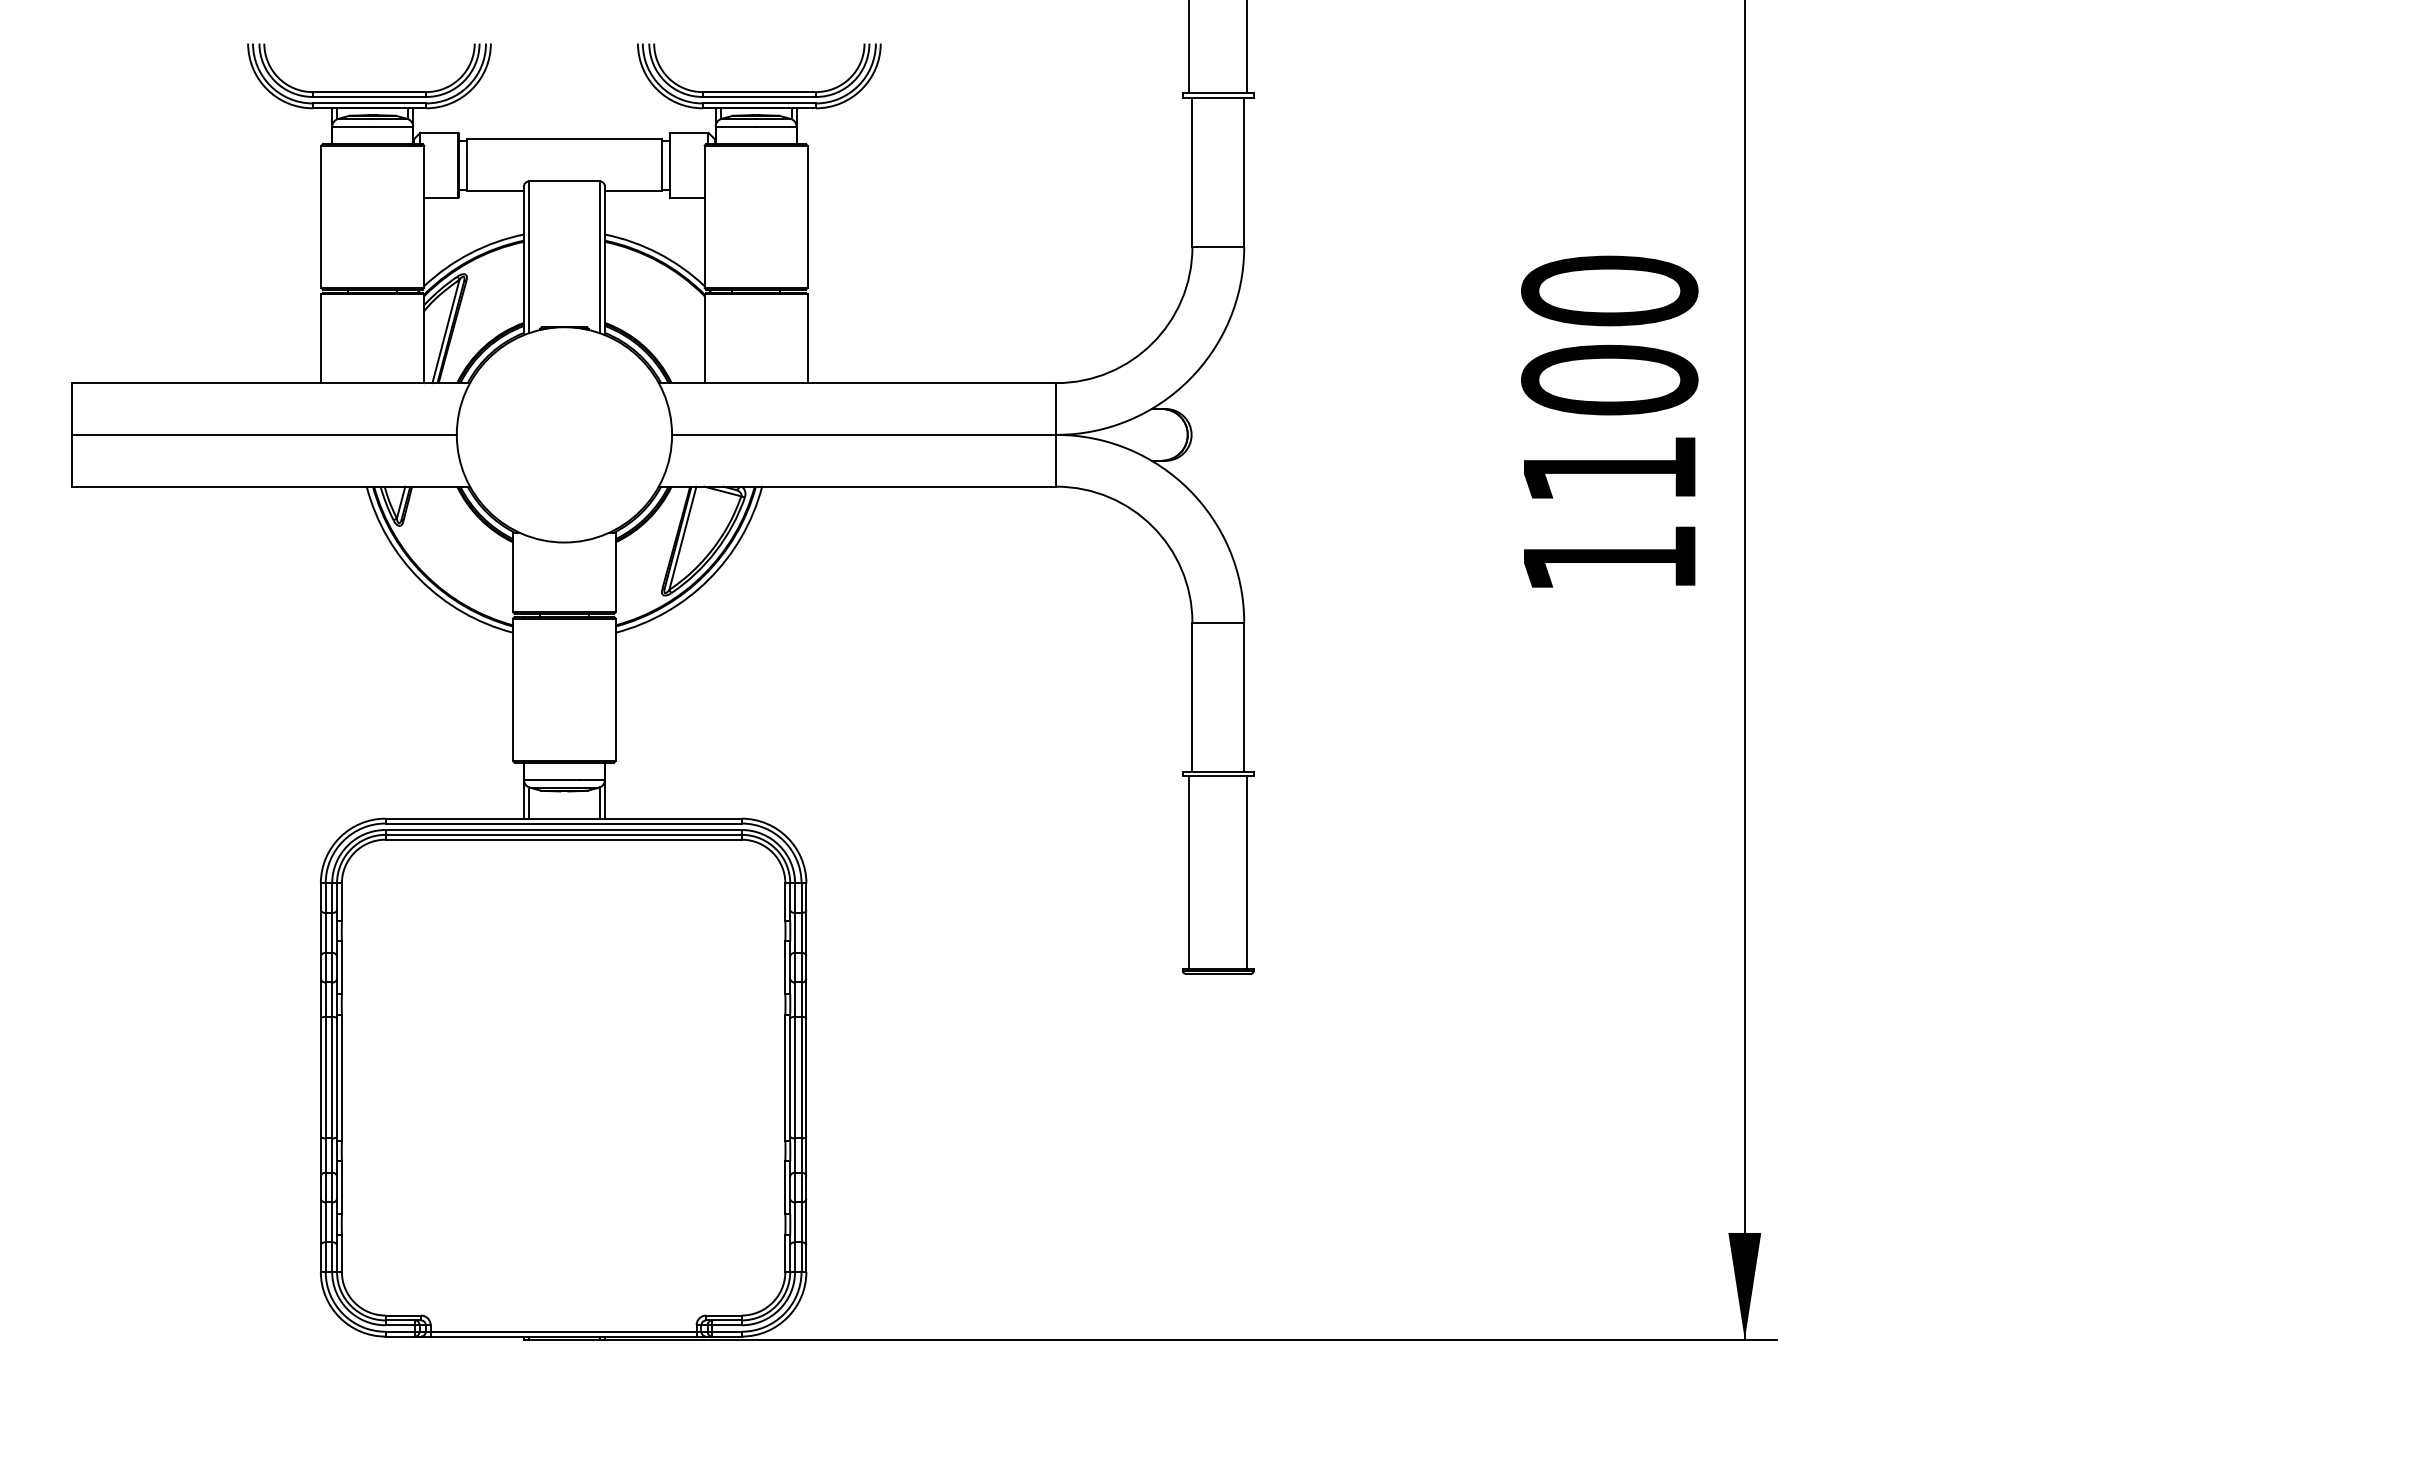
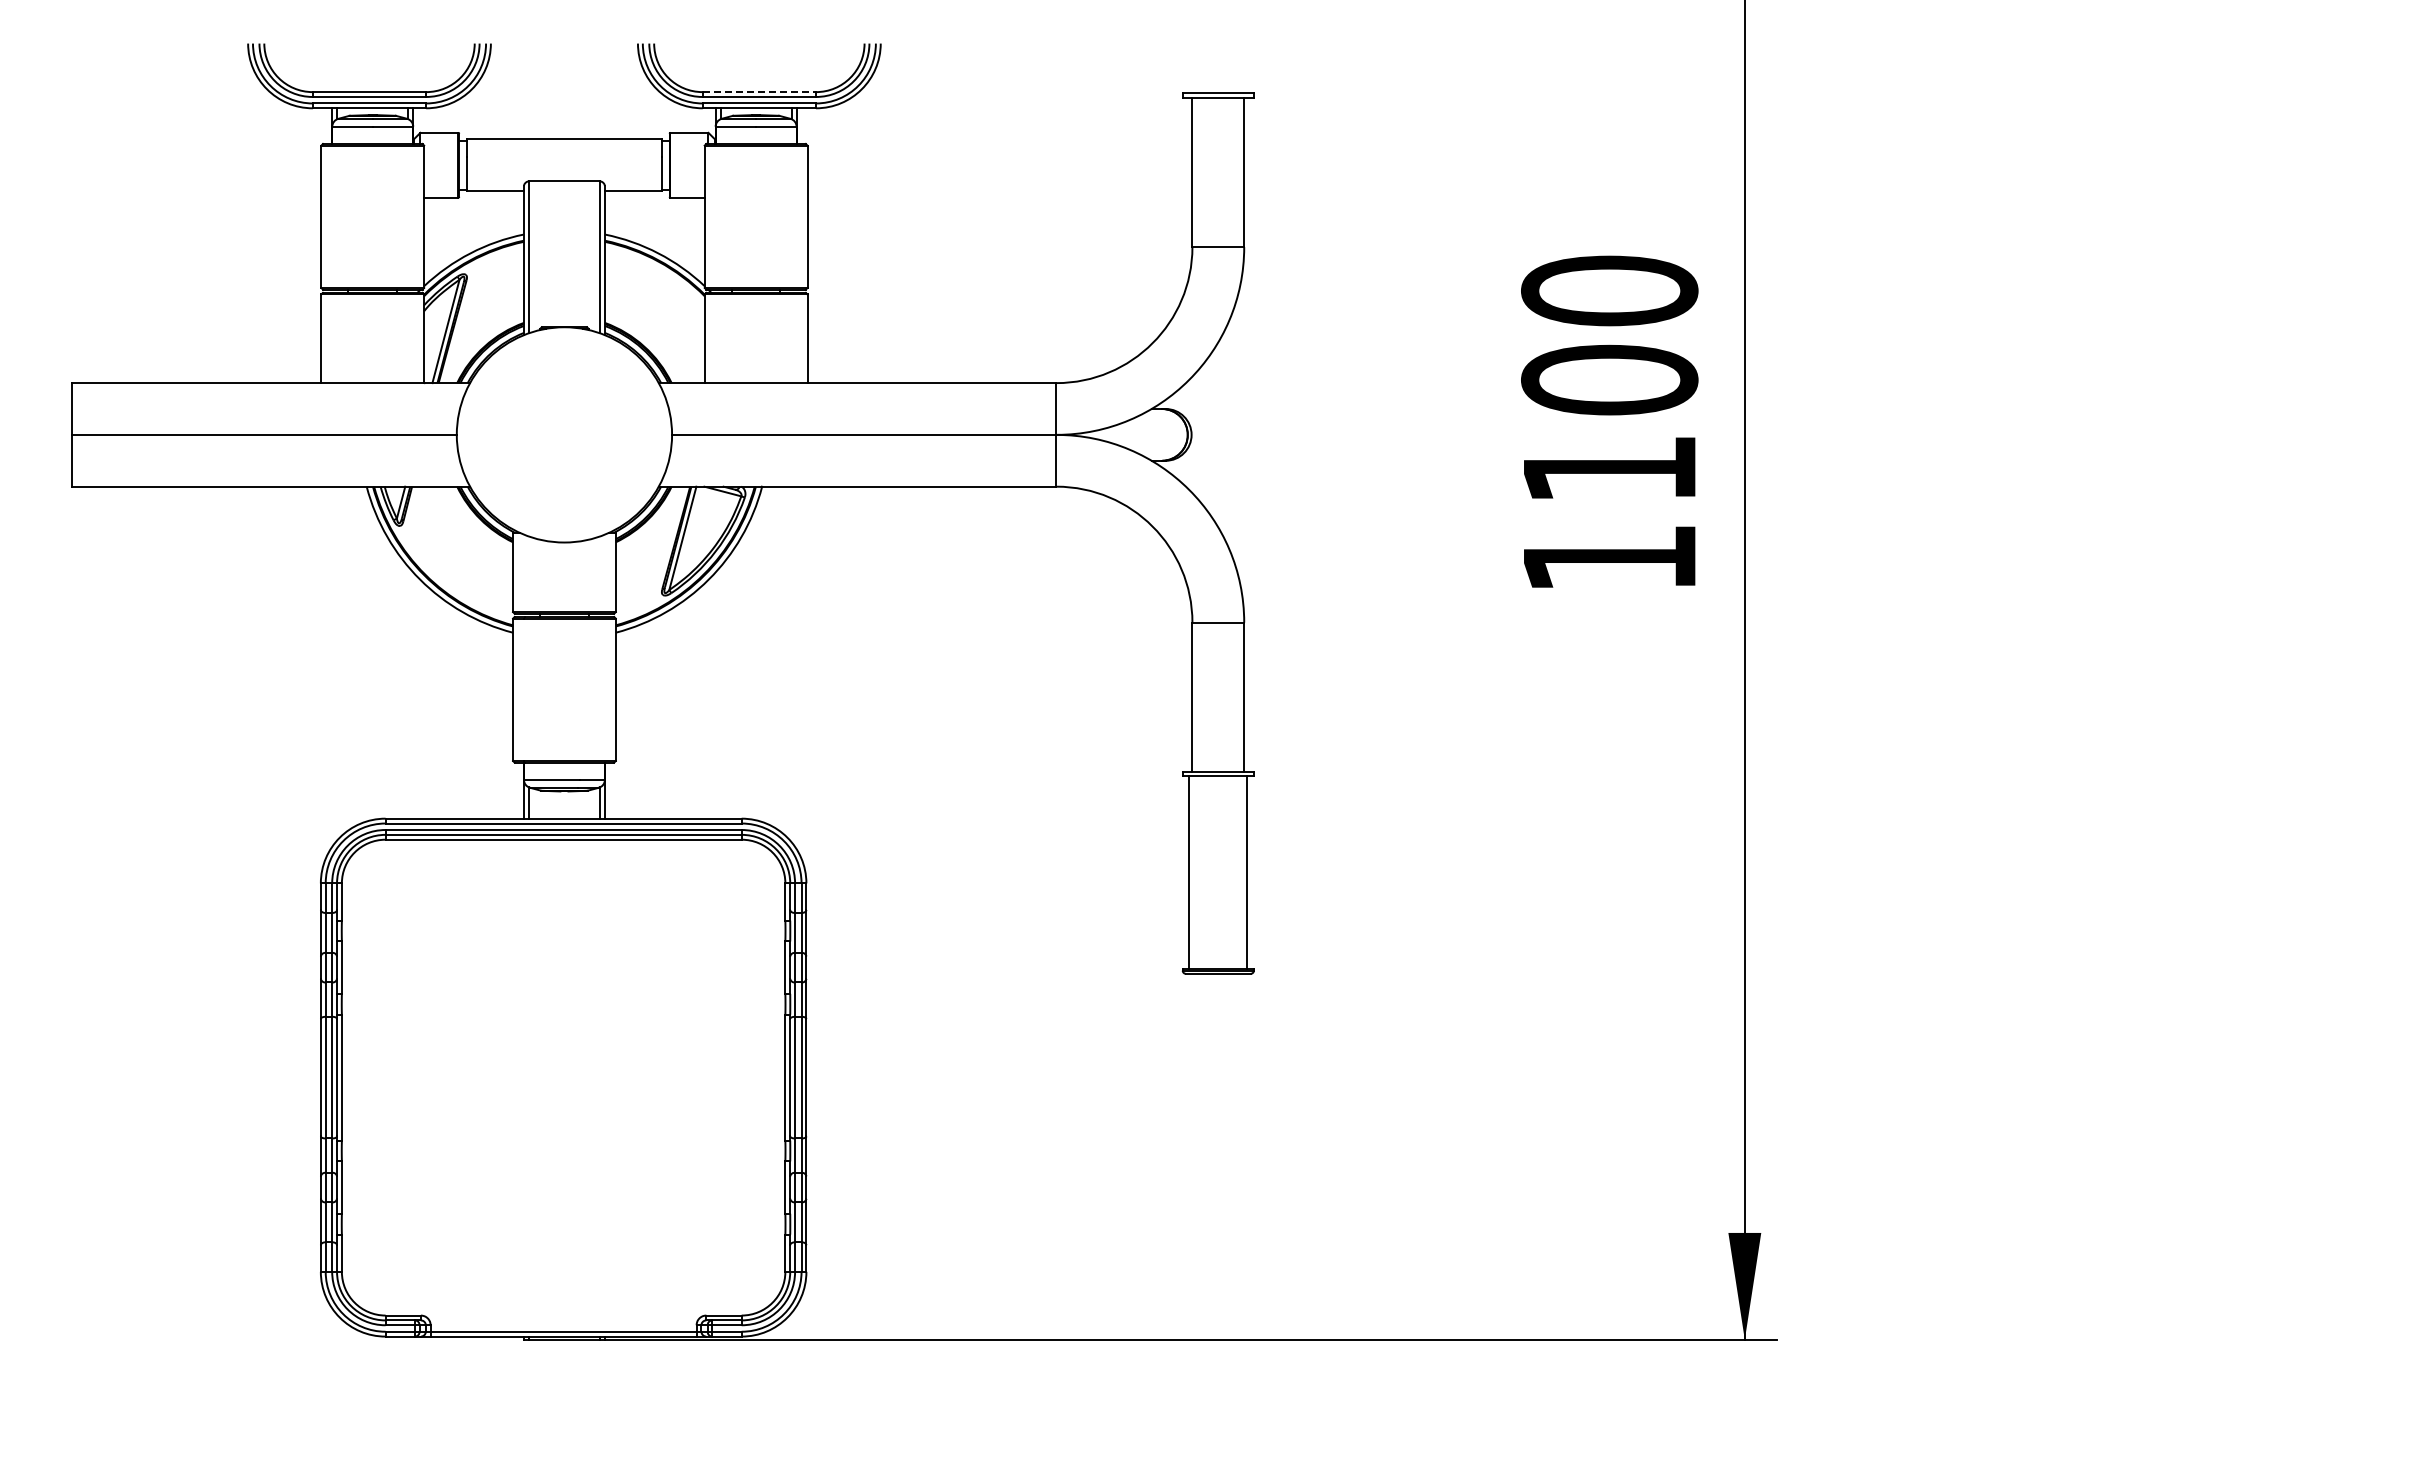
line: present -> none (1189, 47)
line: present -> none (1247, 47)
line: solid -> dashed (759, 92)
